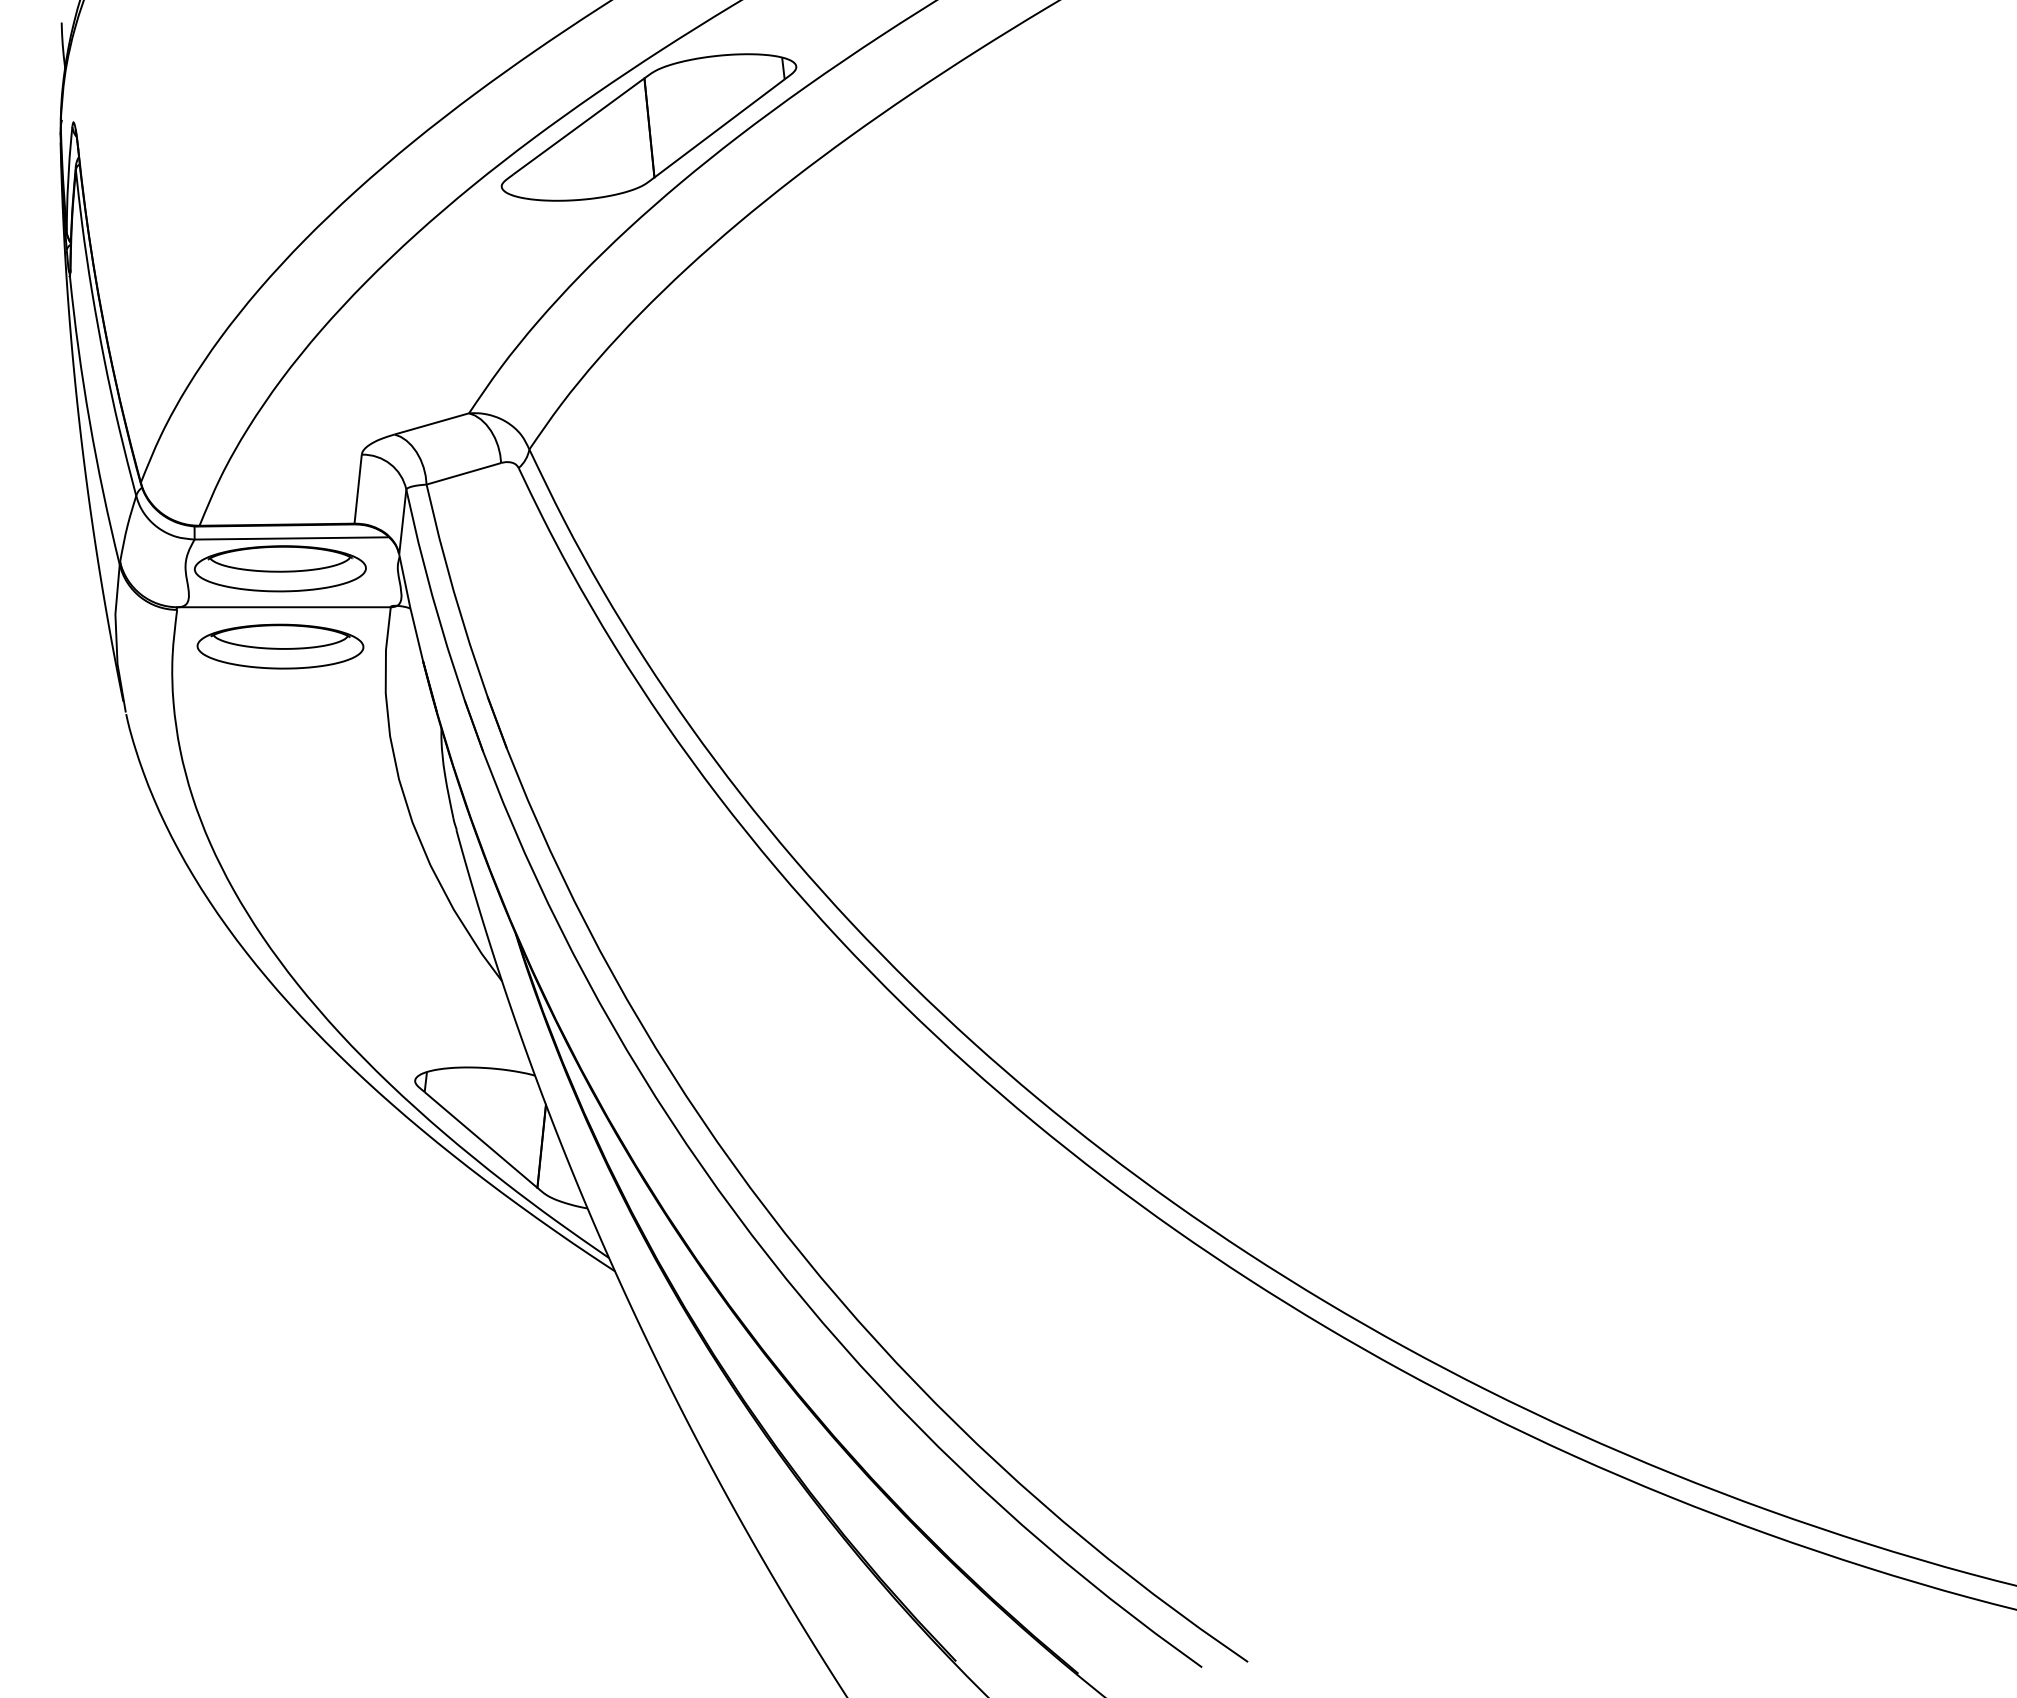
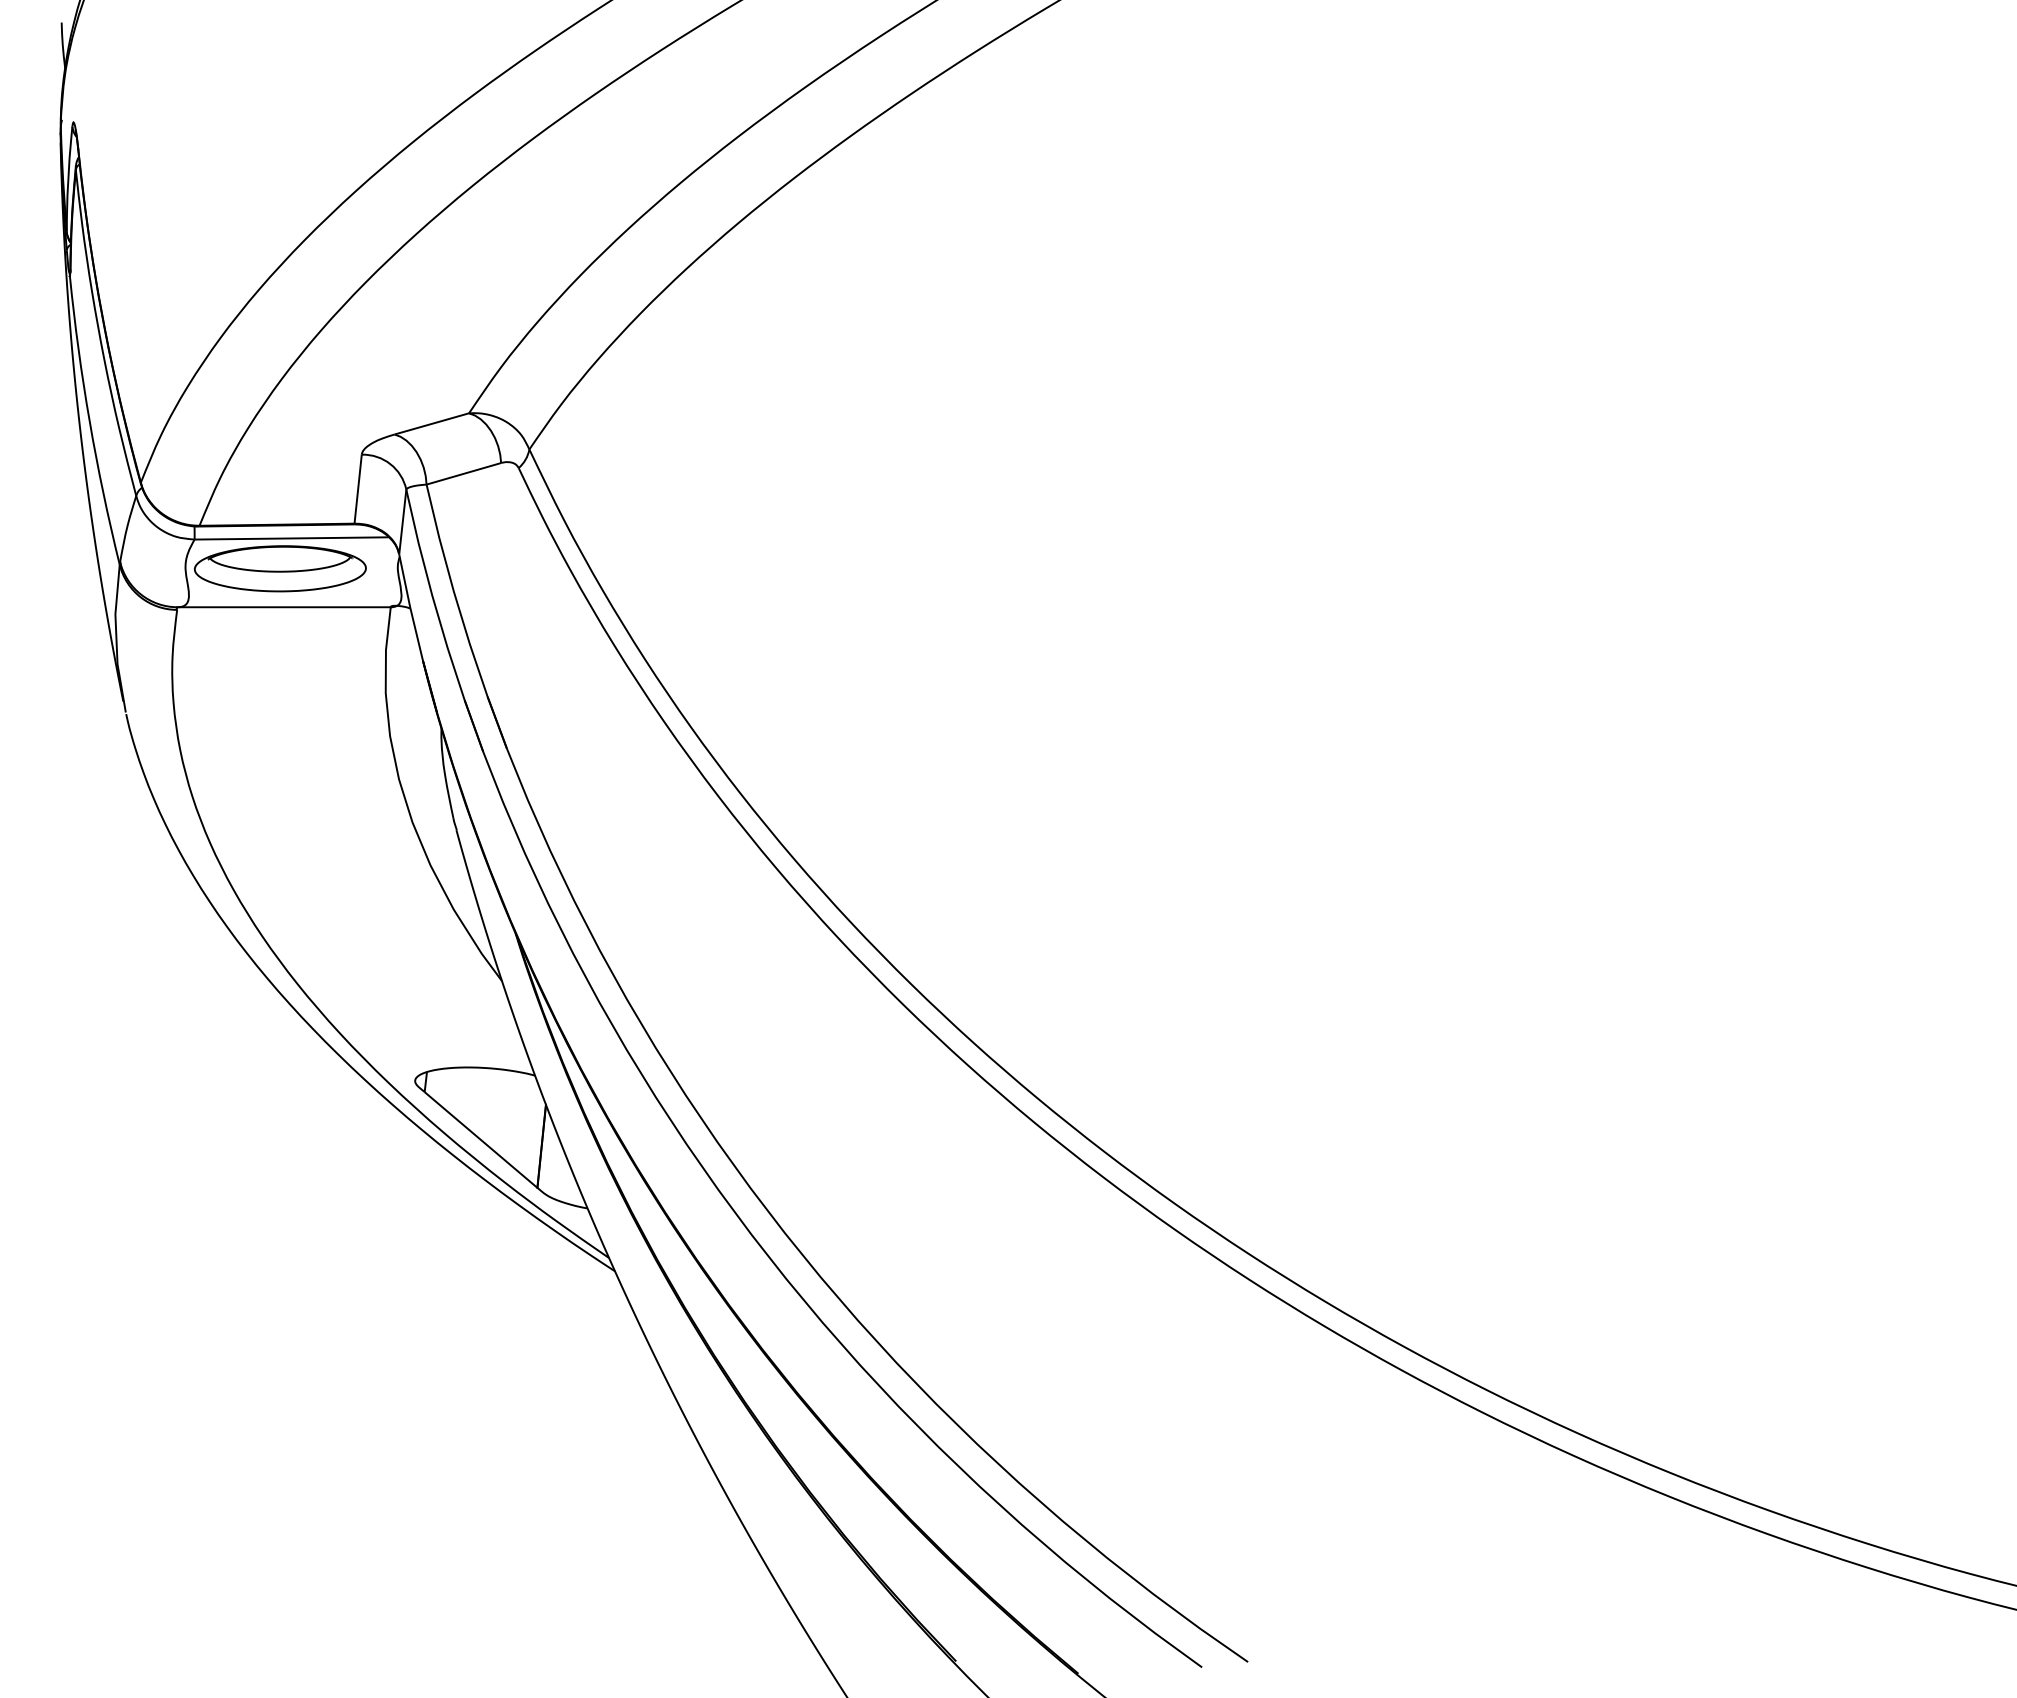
part: present -> none (648, 127)
part: present -> none (280, 646)
